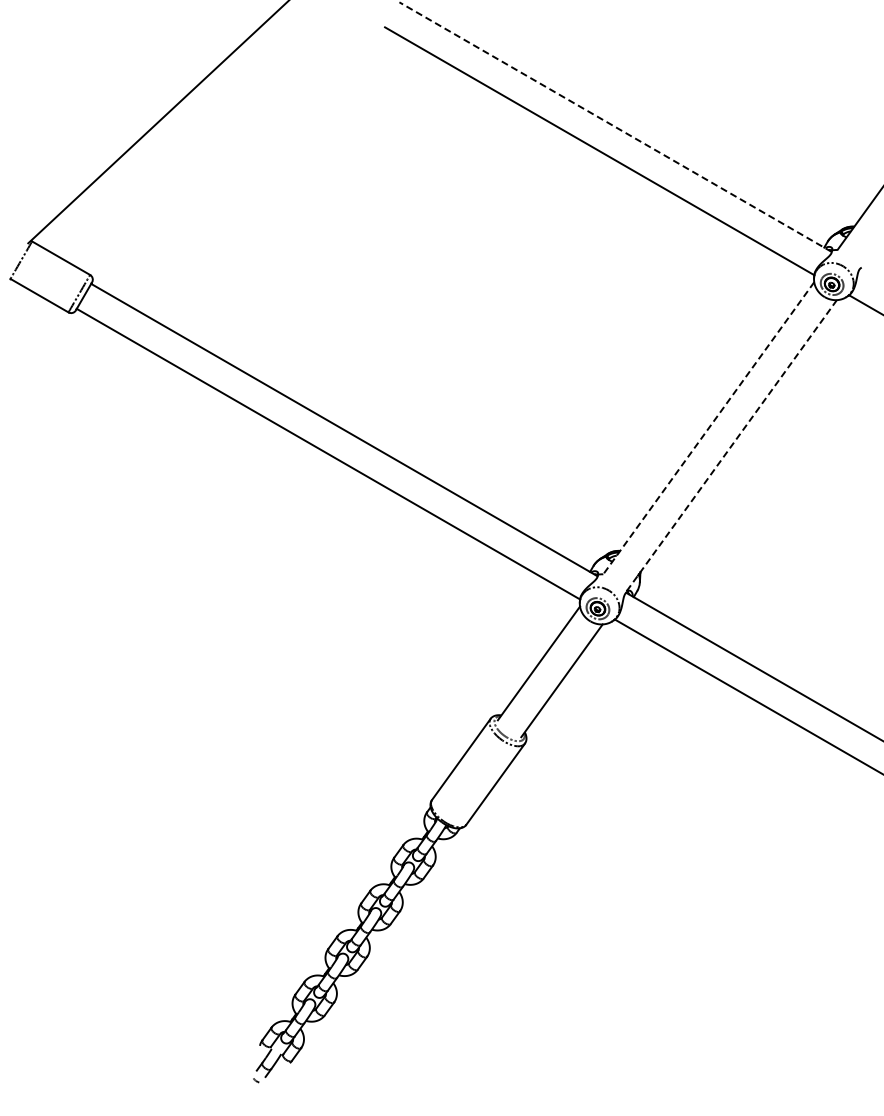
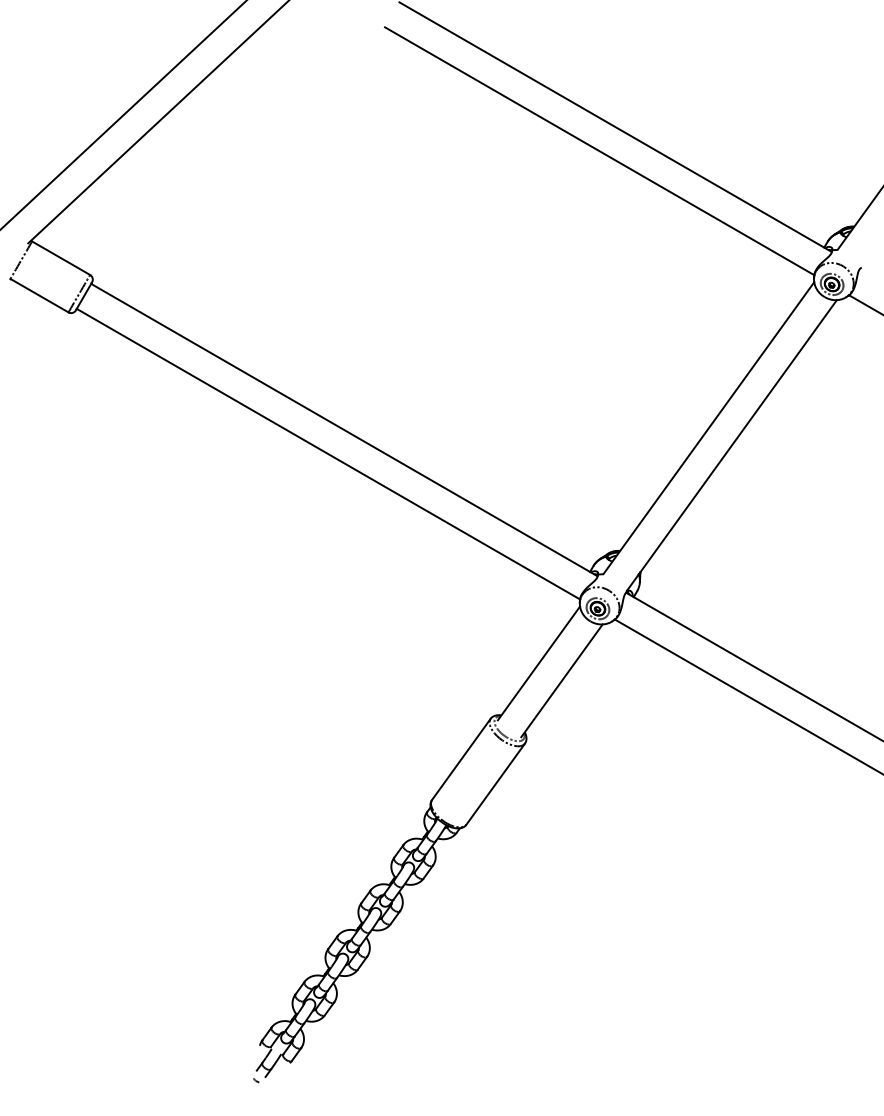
line: none -> present (123, 115)
line: dashed -> solid (615, 127)
line: dashed -> solid (708, 428)
line: dashed -> solid (732, 445)
